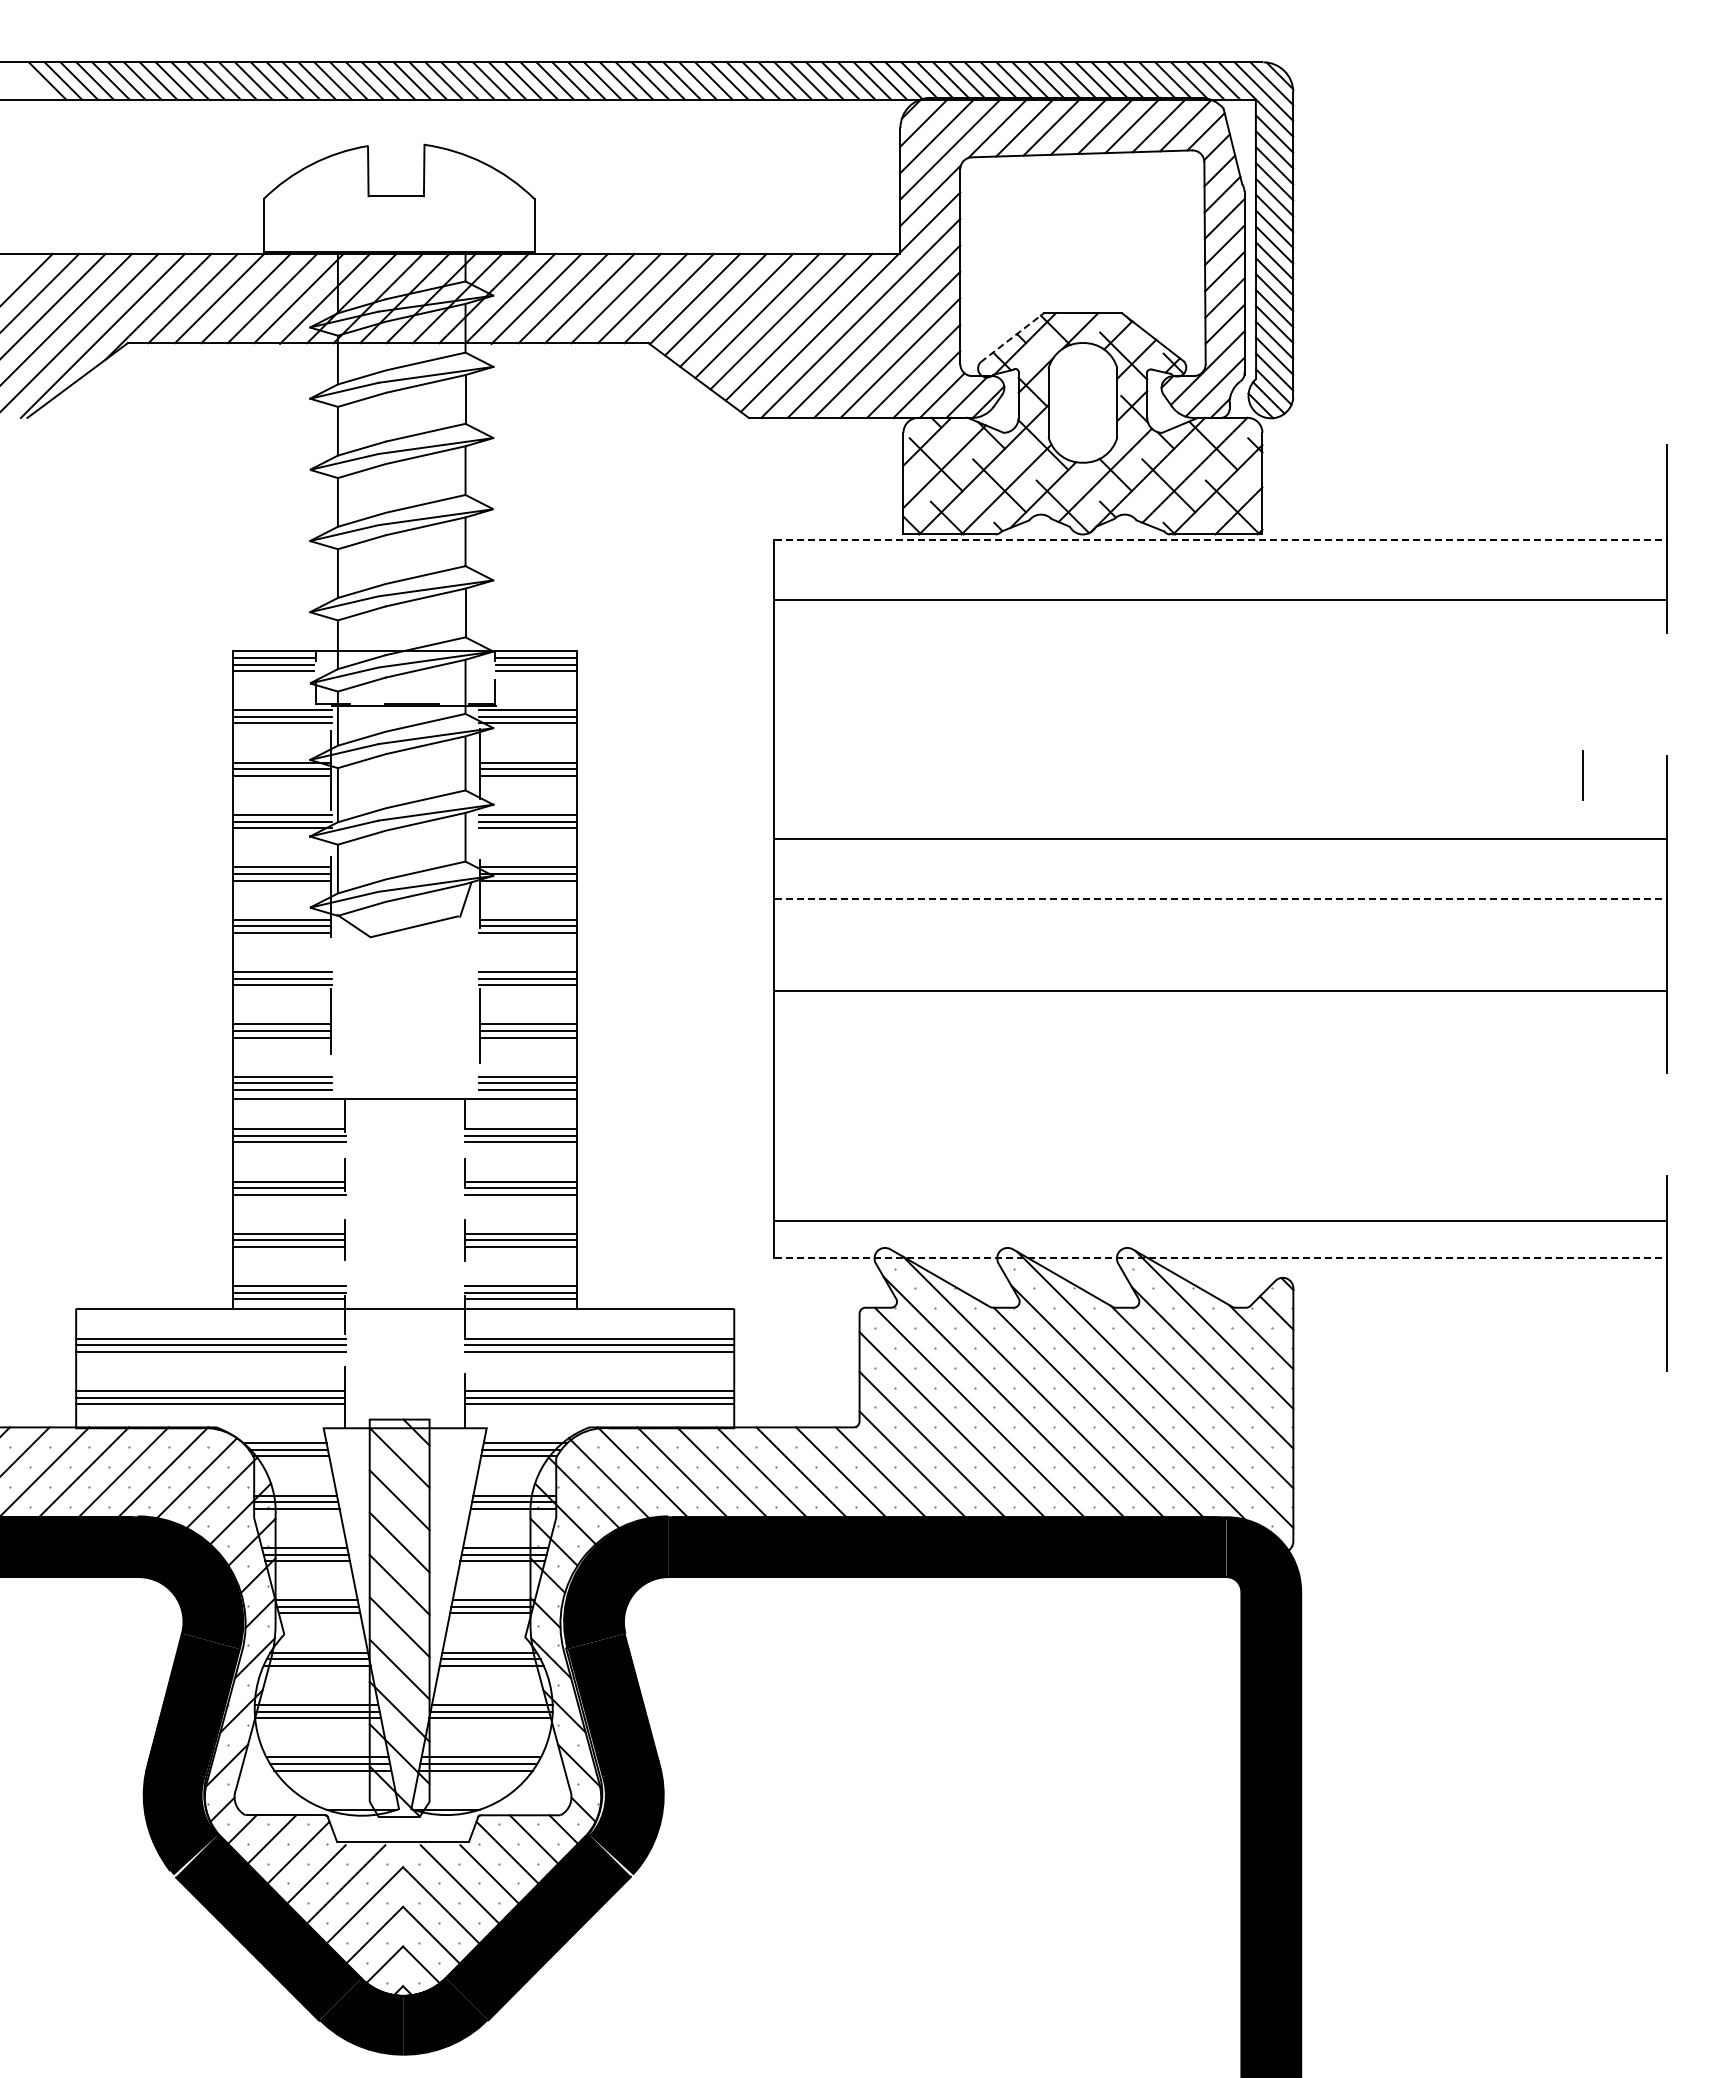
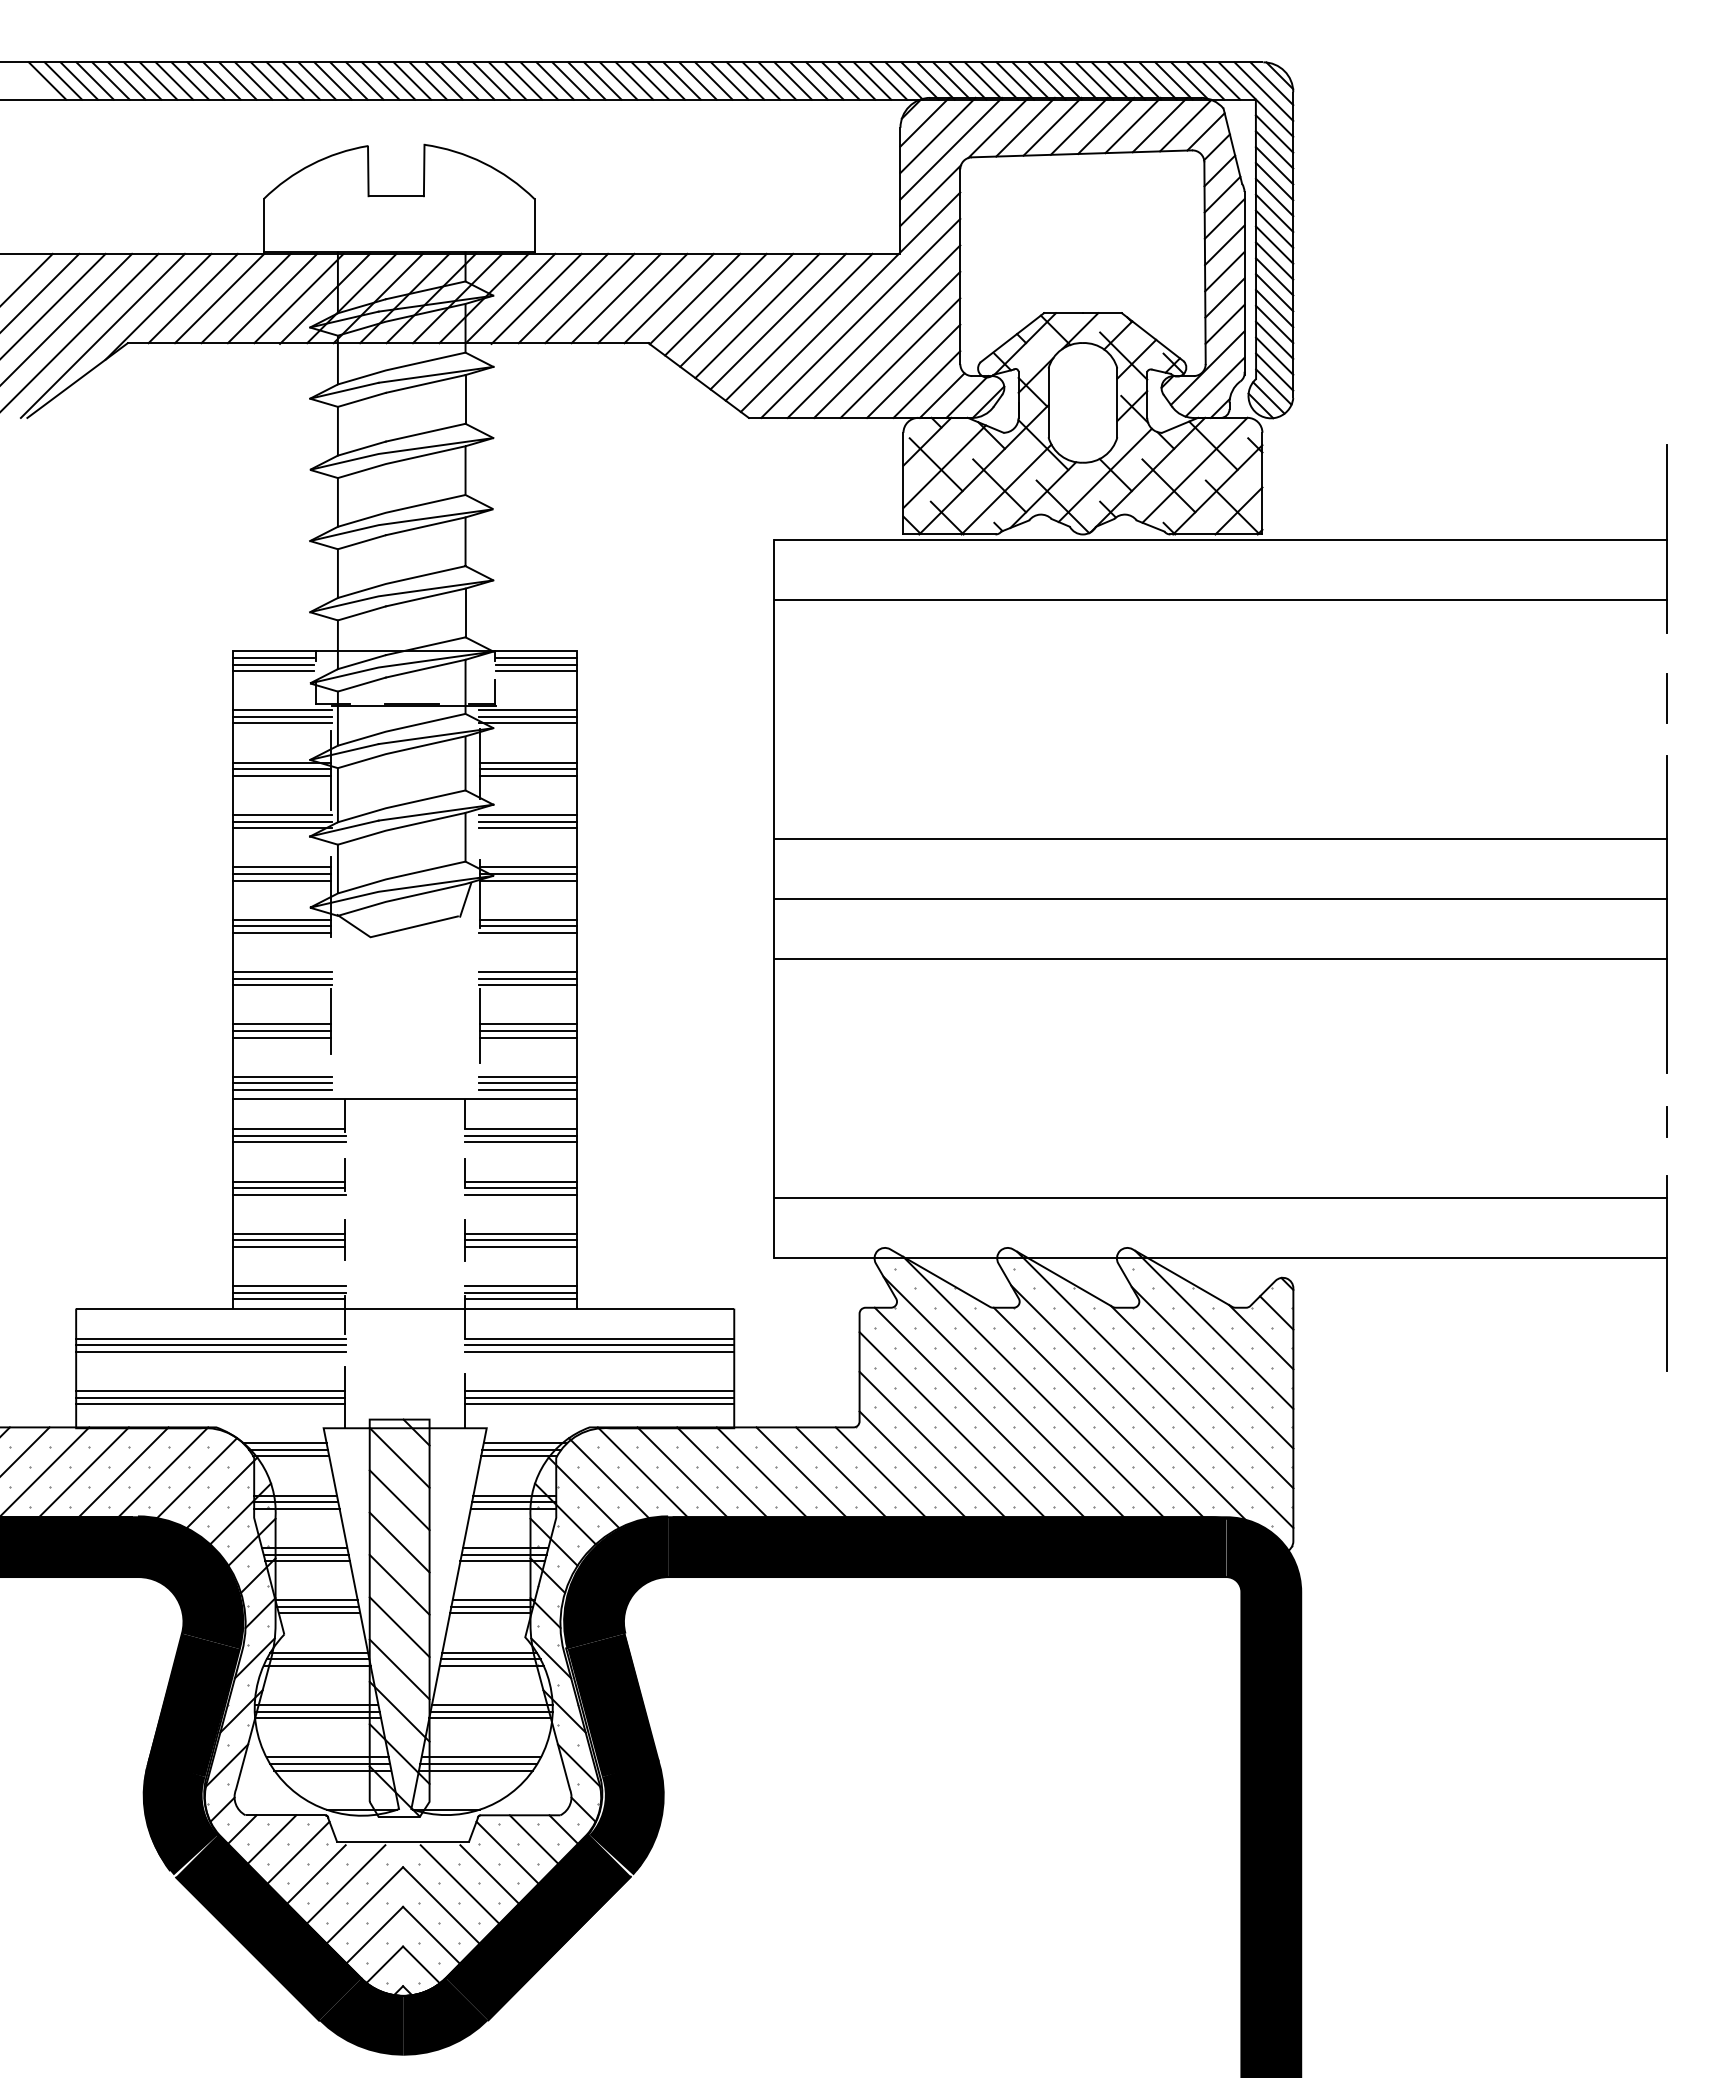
line: dashed -> solid (1012, 337)
line: dashed -> solid (1221, 540)
line position: (1582, 775) -> (1666, 698) (1666, 698)
line: dashed -> solid (1221, 899)
line position: (1221, 990) -> (1221, 958) (1221, 958)
line: none -> present (1667, 1121)
line position: (1221, 1221) -> (1221, 1198) (1221, 1198)
line: dashed -> solid (1221, 1258)
